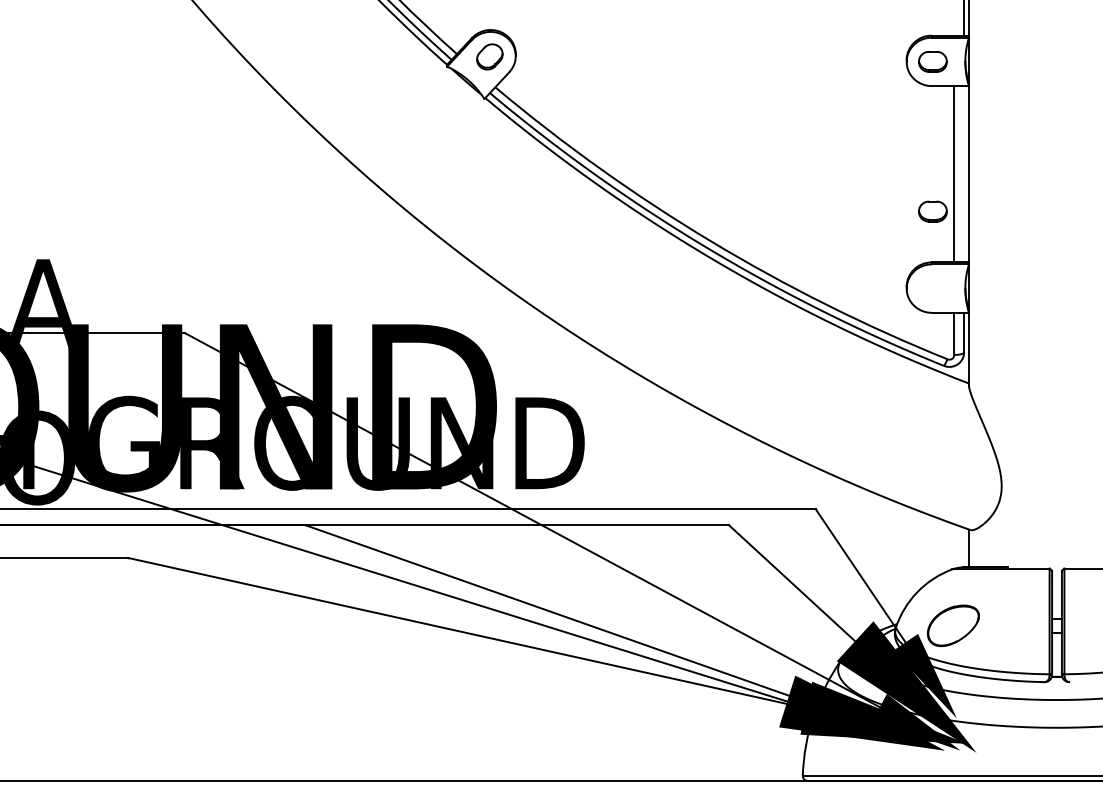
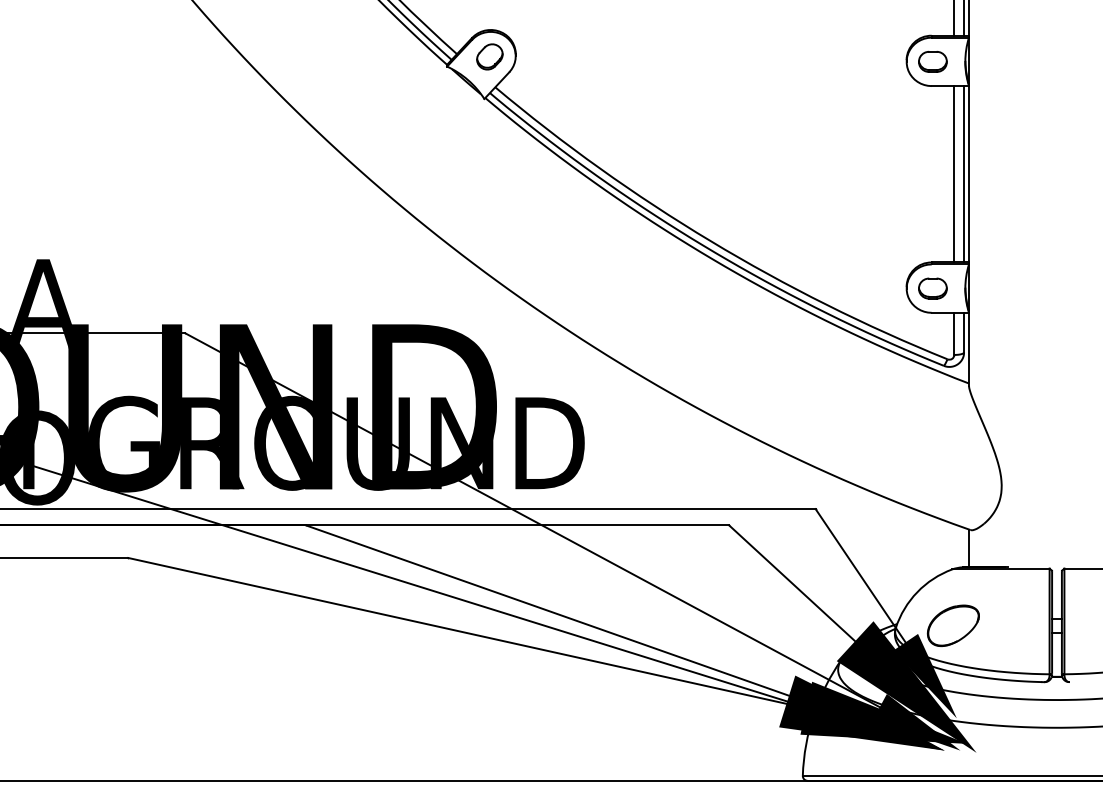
line: none -> present (954, 18)
line: none -> present (964, 174)
part position: (932, 211) -> (932, 288) (932, 288)
